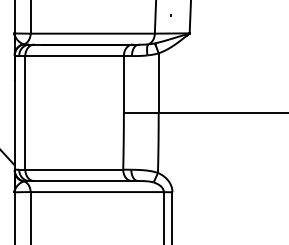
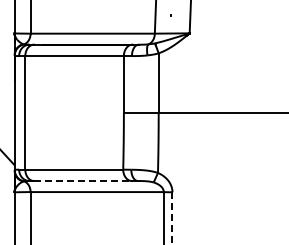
line: solid -> dashed (82, 180)
line: solid -> dashed (172, 218)
